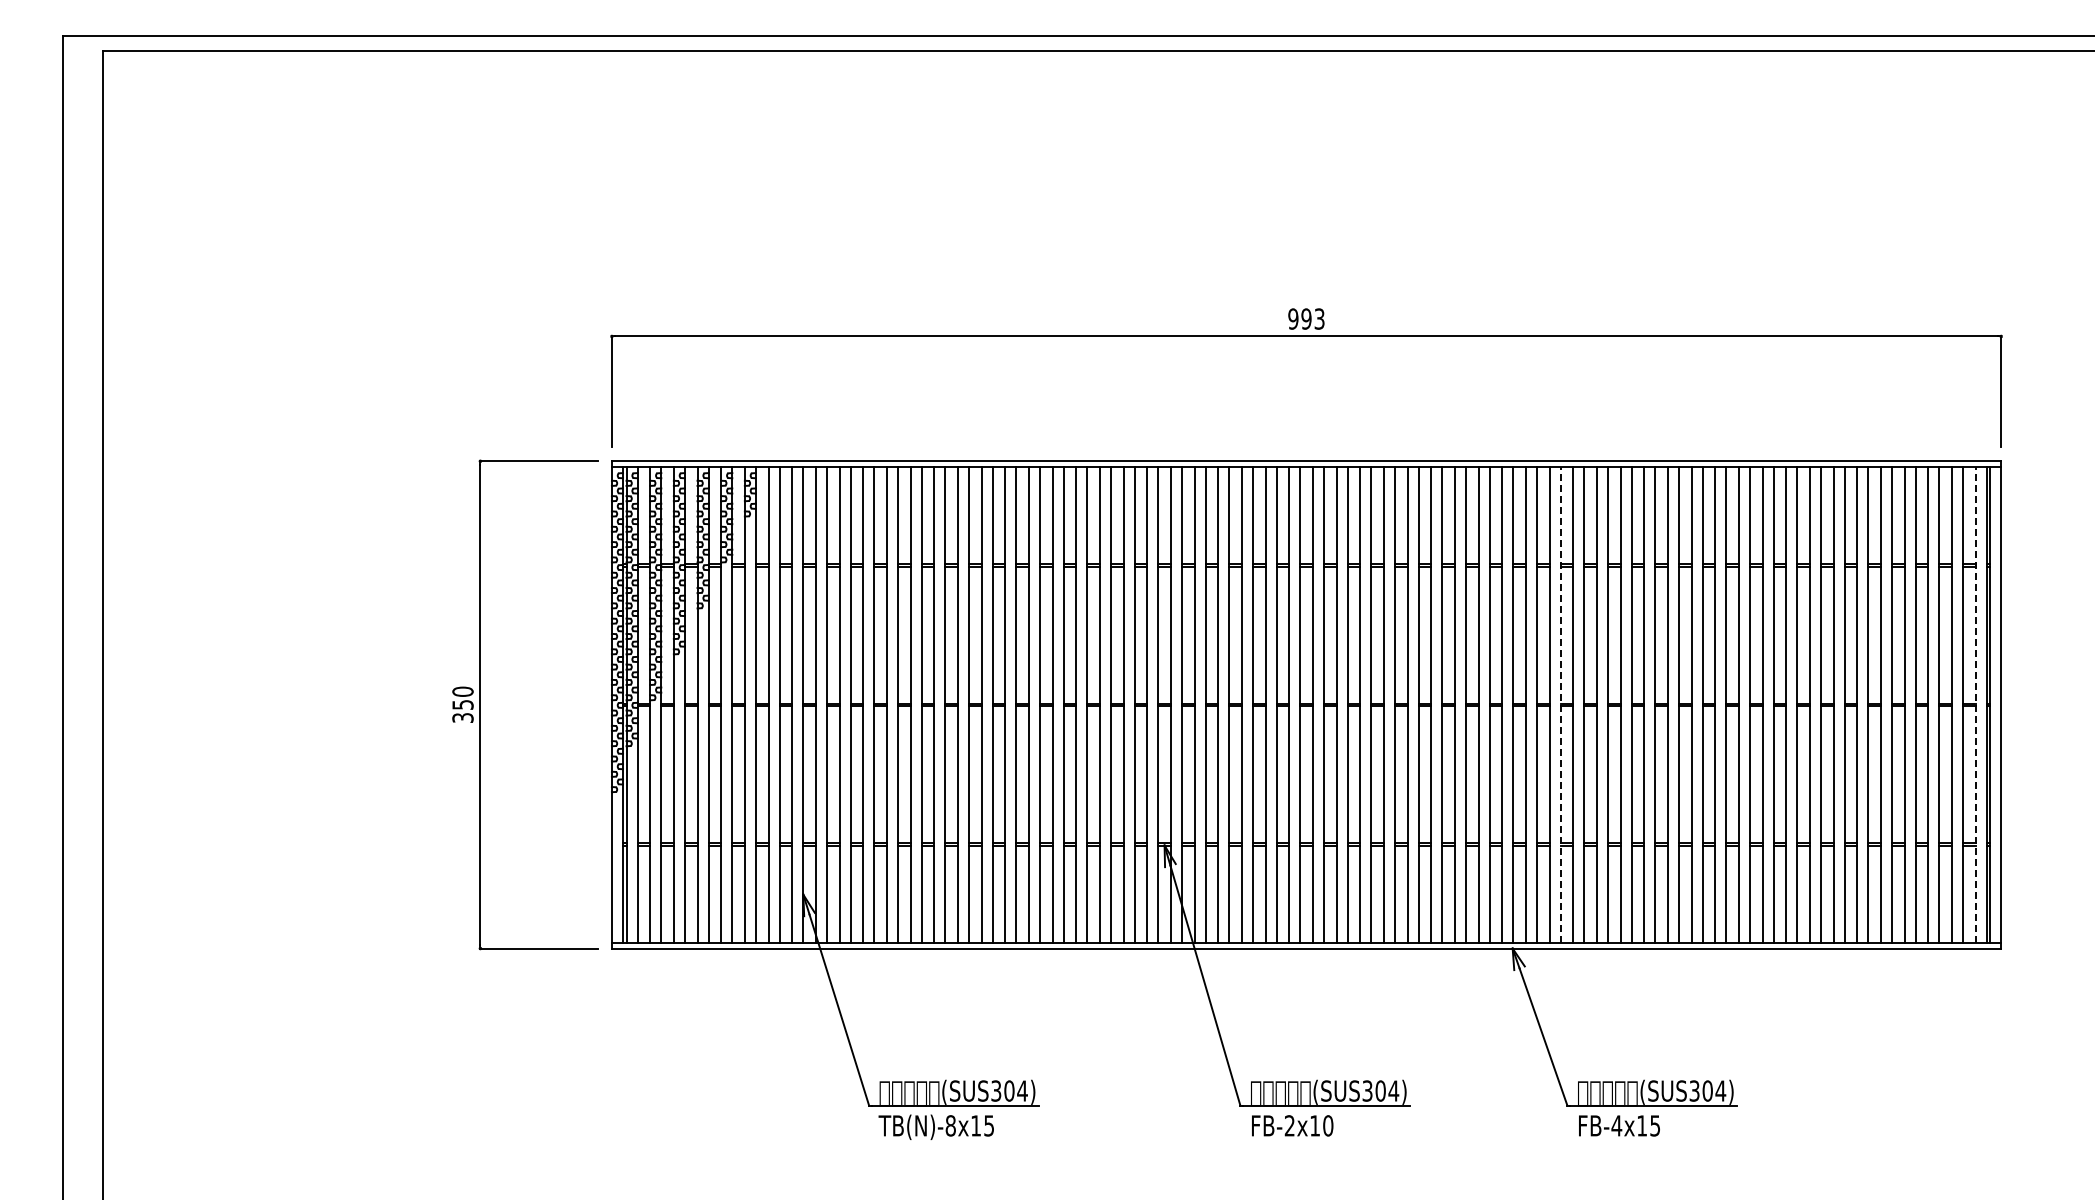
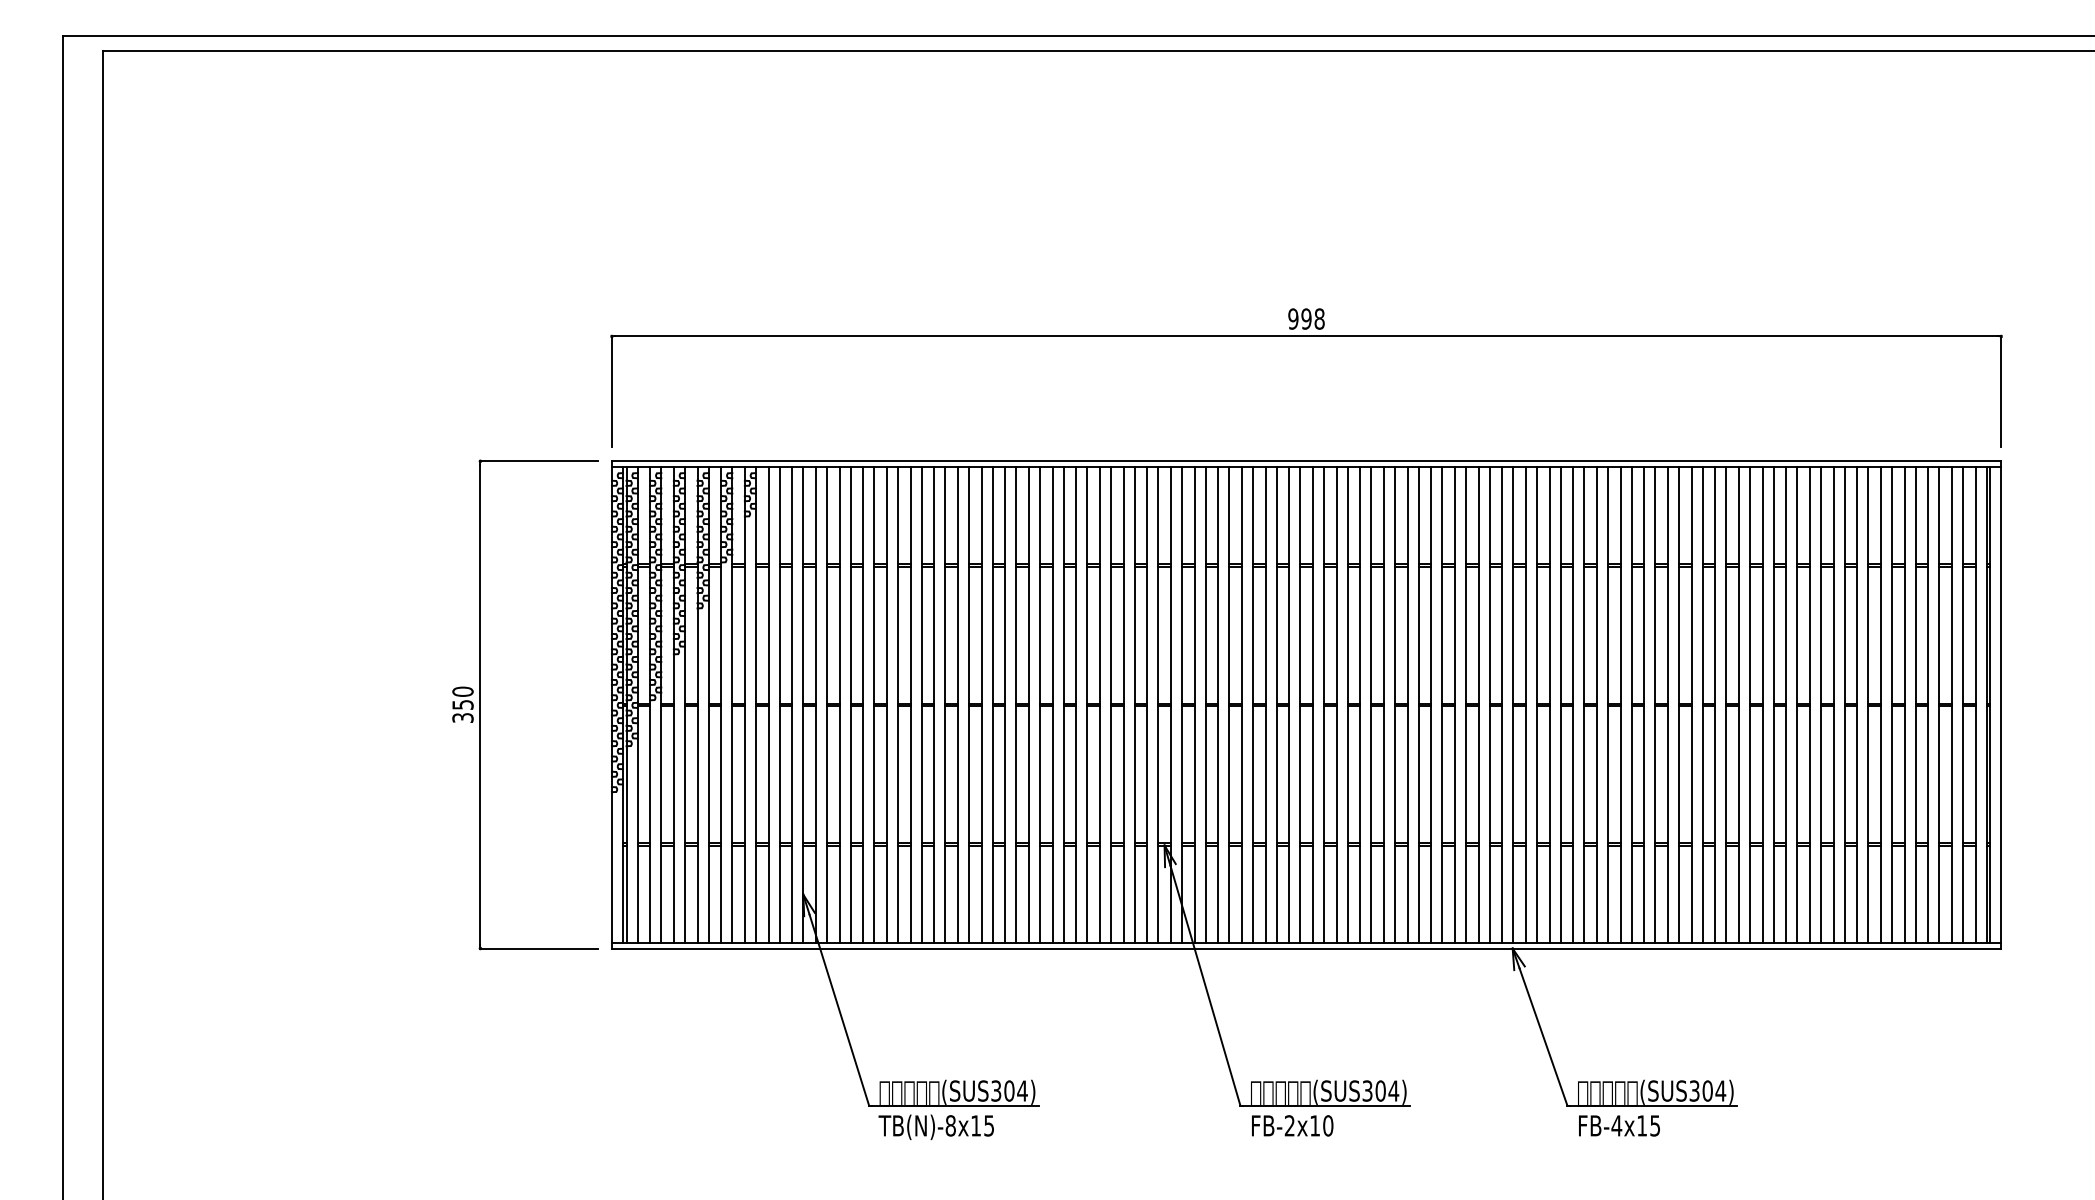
text: 993 -> 998 (1319, 318)
line: dashed -> solid (1560, 704)
line: dashed -> solid (1975, 704)
